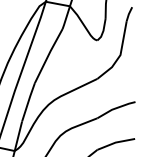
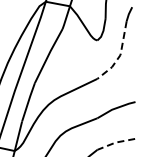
line: solid -> dashed (120, 55)
line: solid -> dashed (115, 142)
